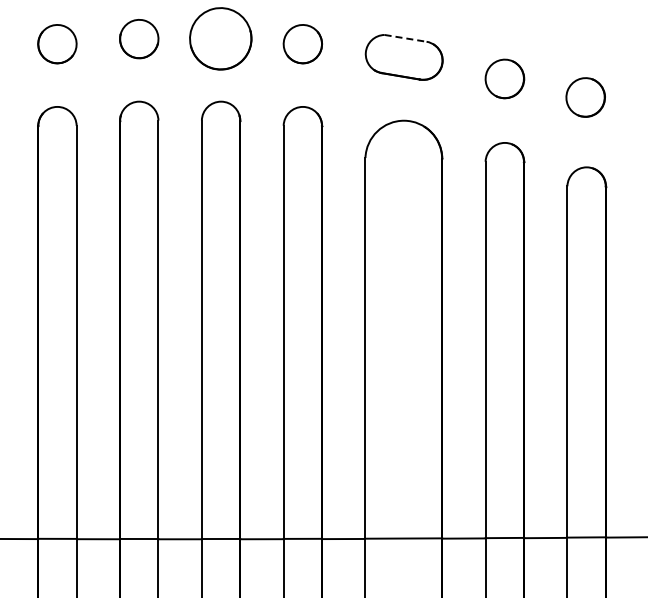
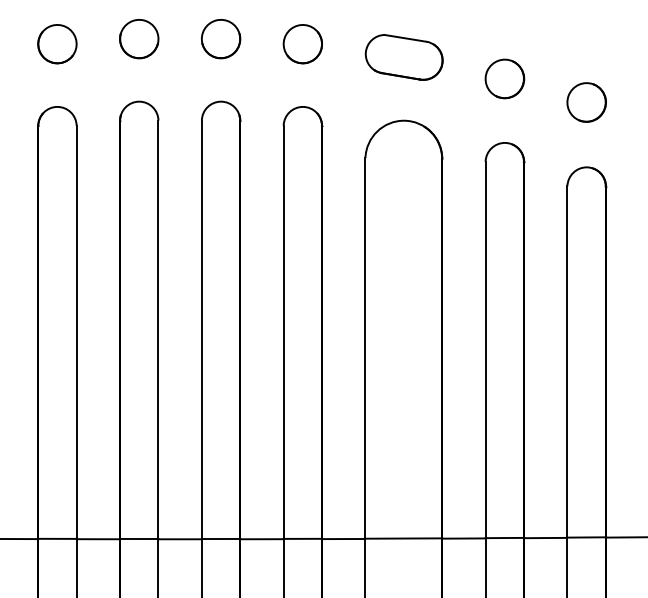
part size: 64x64 px -> 41x41 px (221, 39)
line: dashed -> solid (406, 38)
part position: (585, 97) -> (586, 102) (586, 102)
